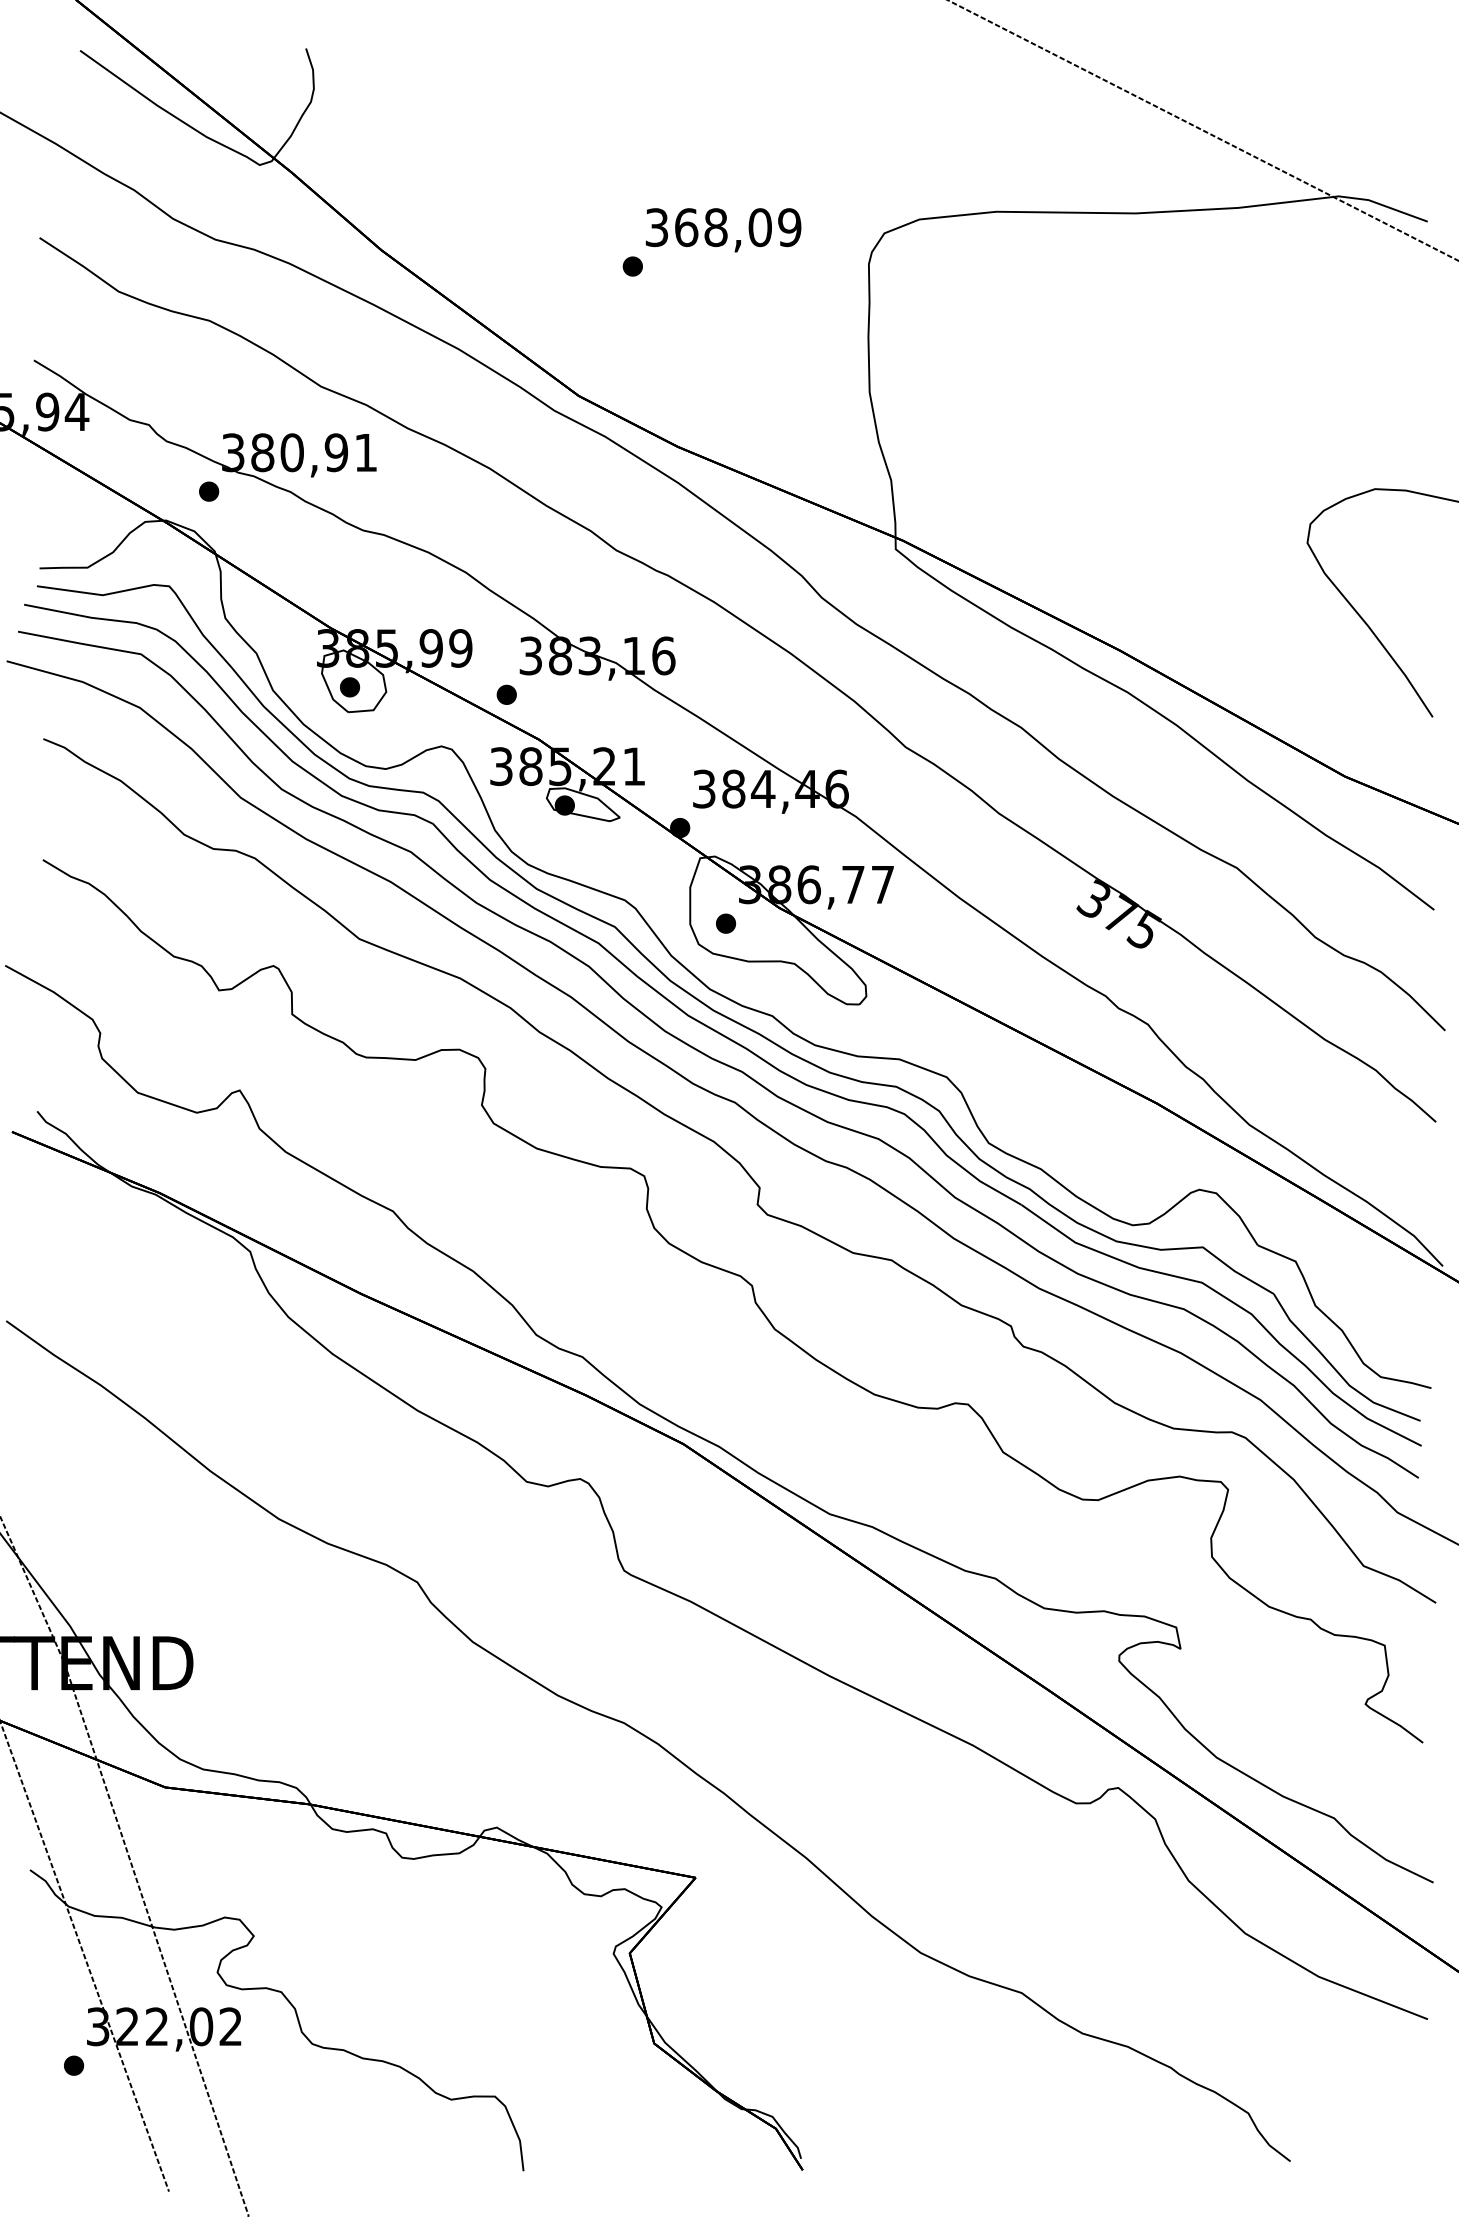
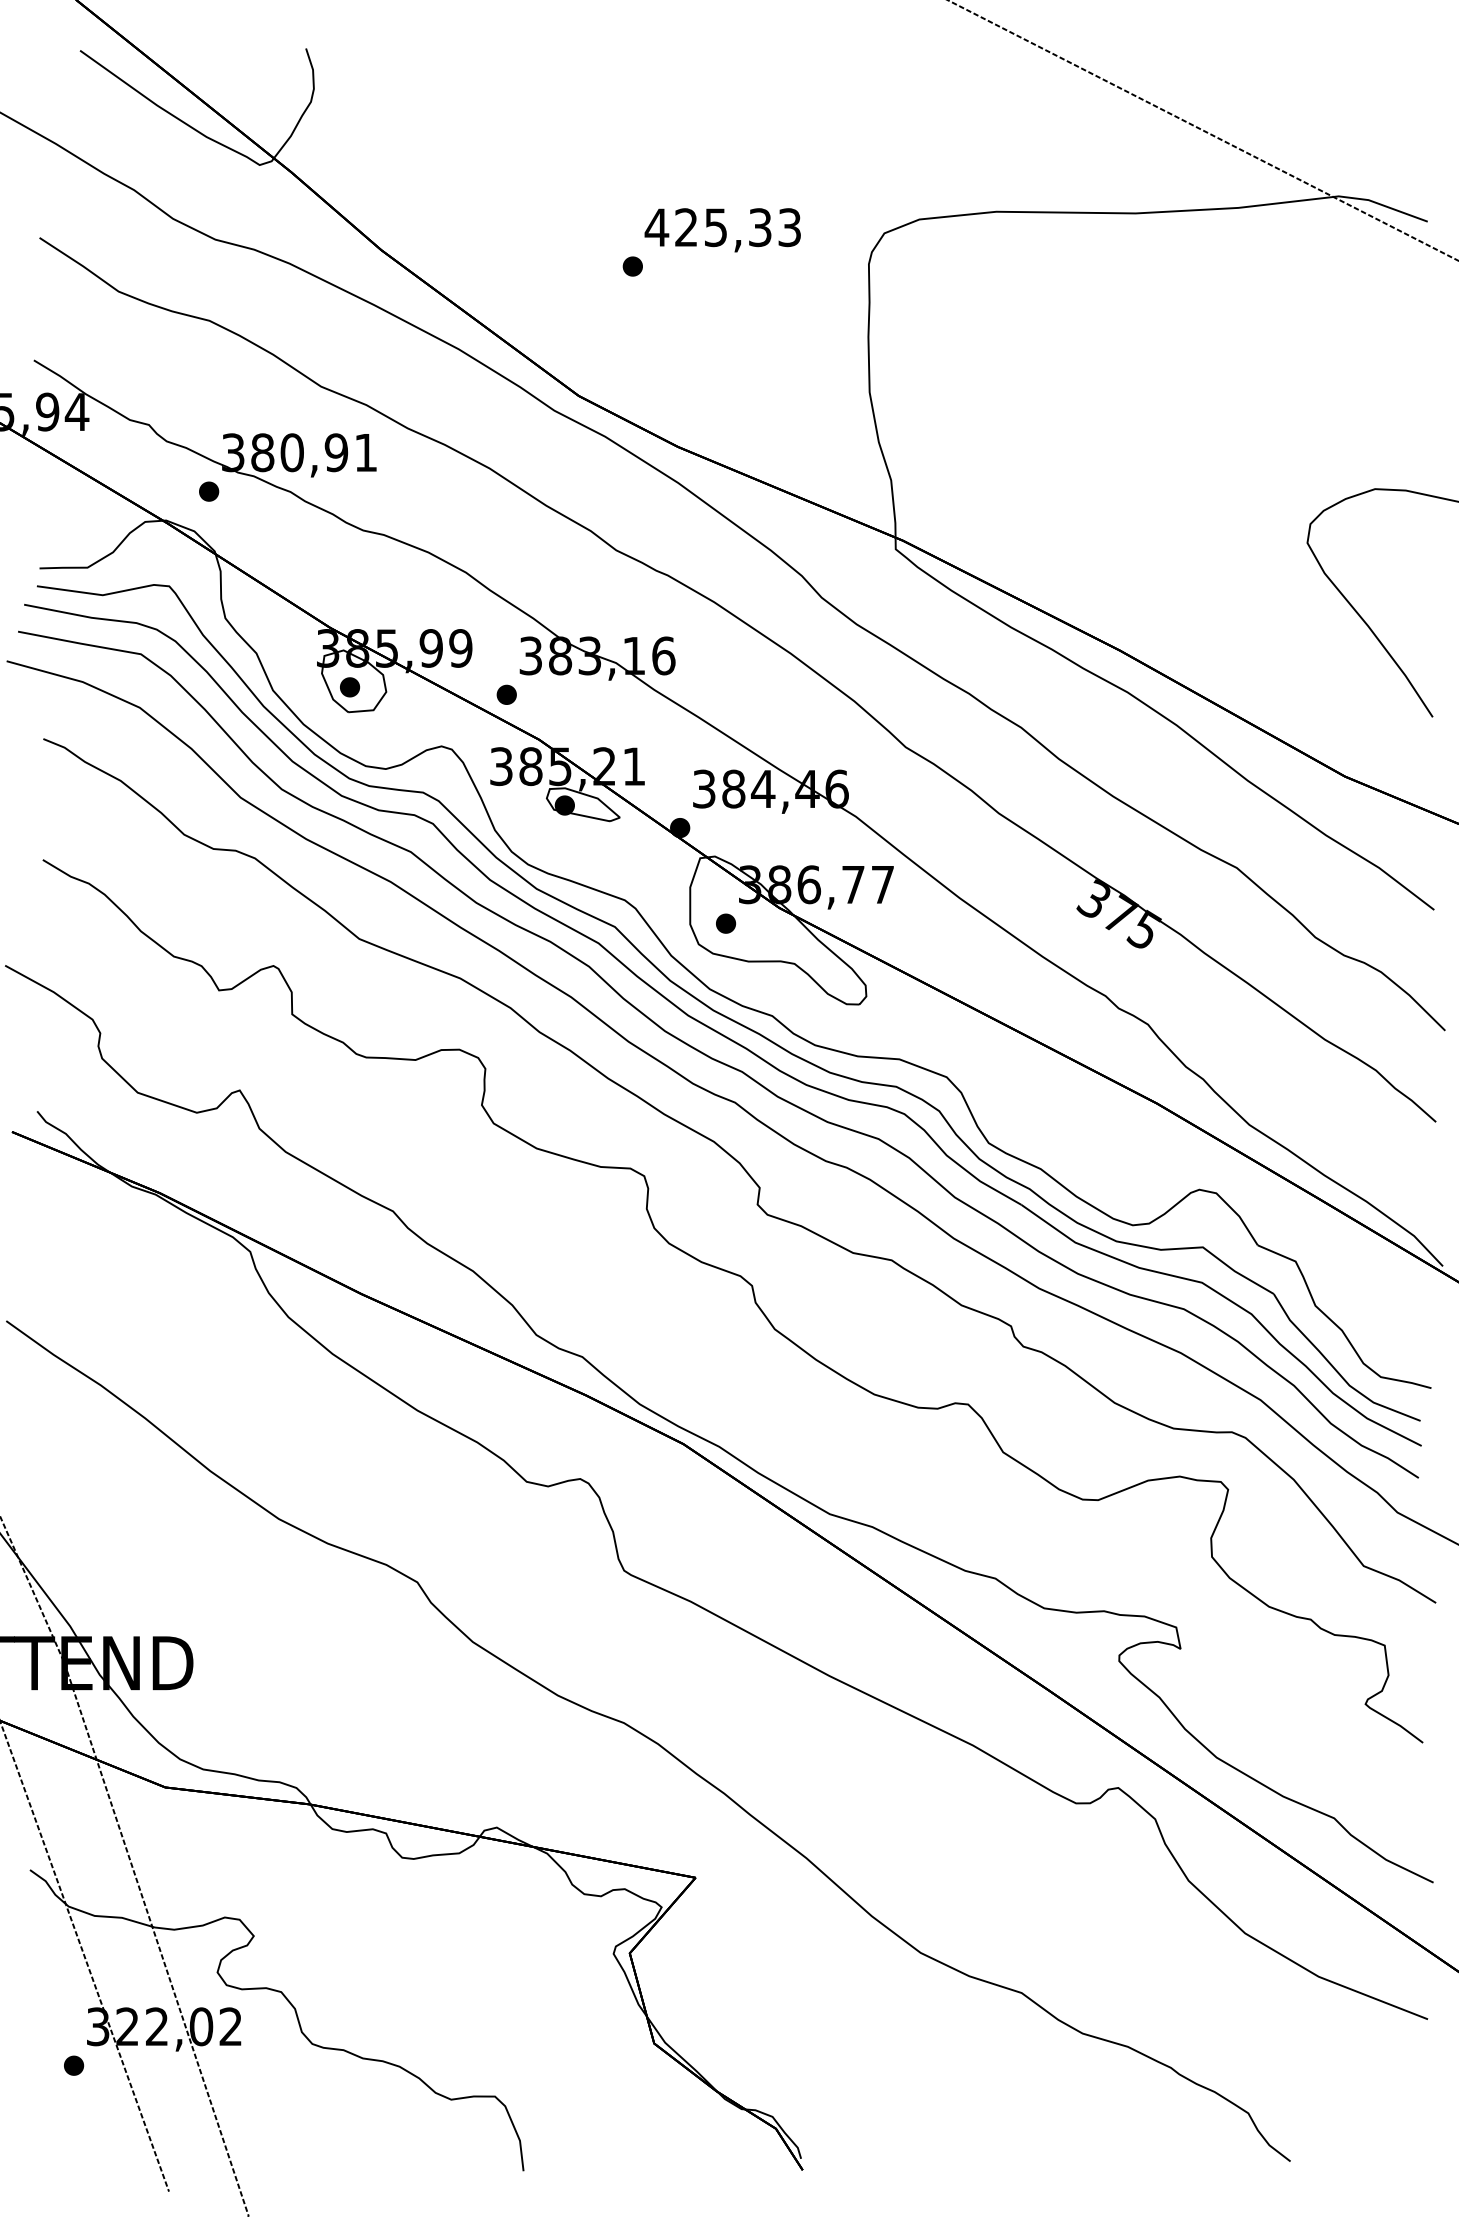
text: 368,09 -> 425,33 (722, 227)
